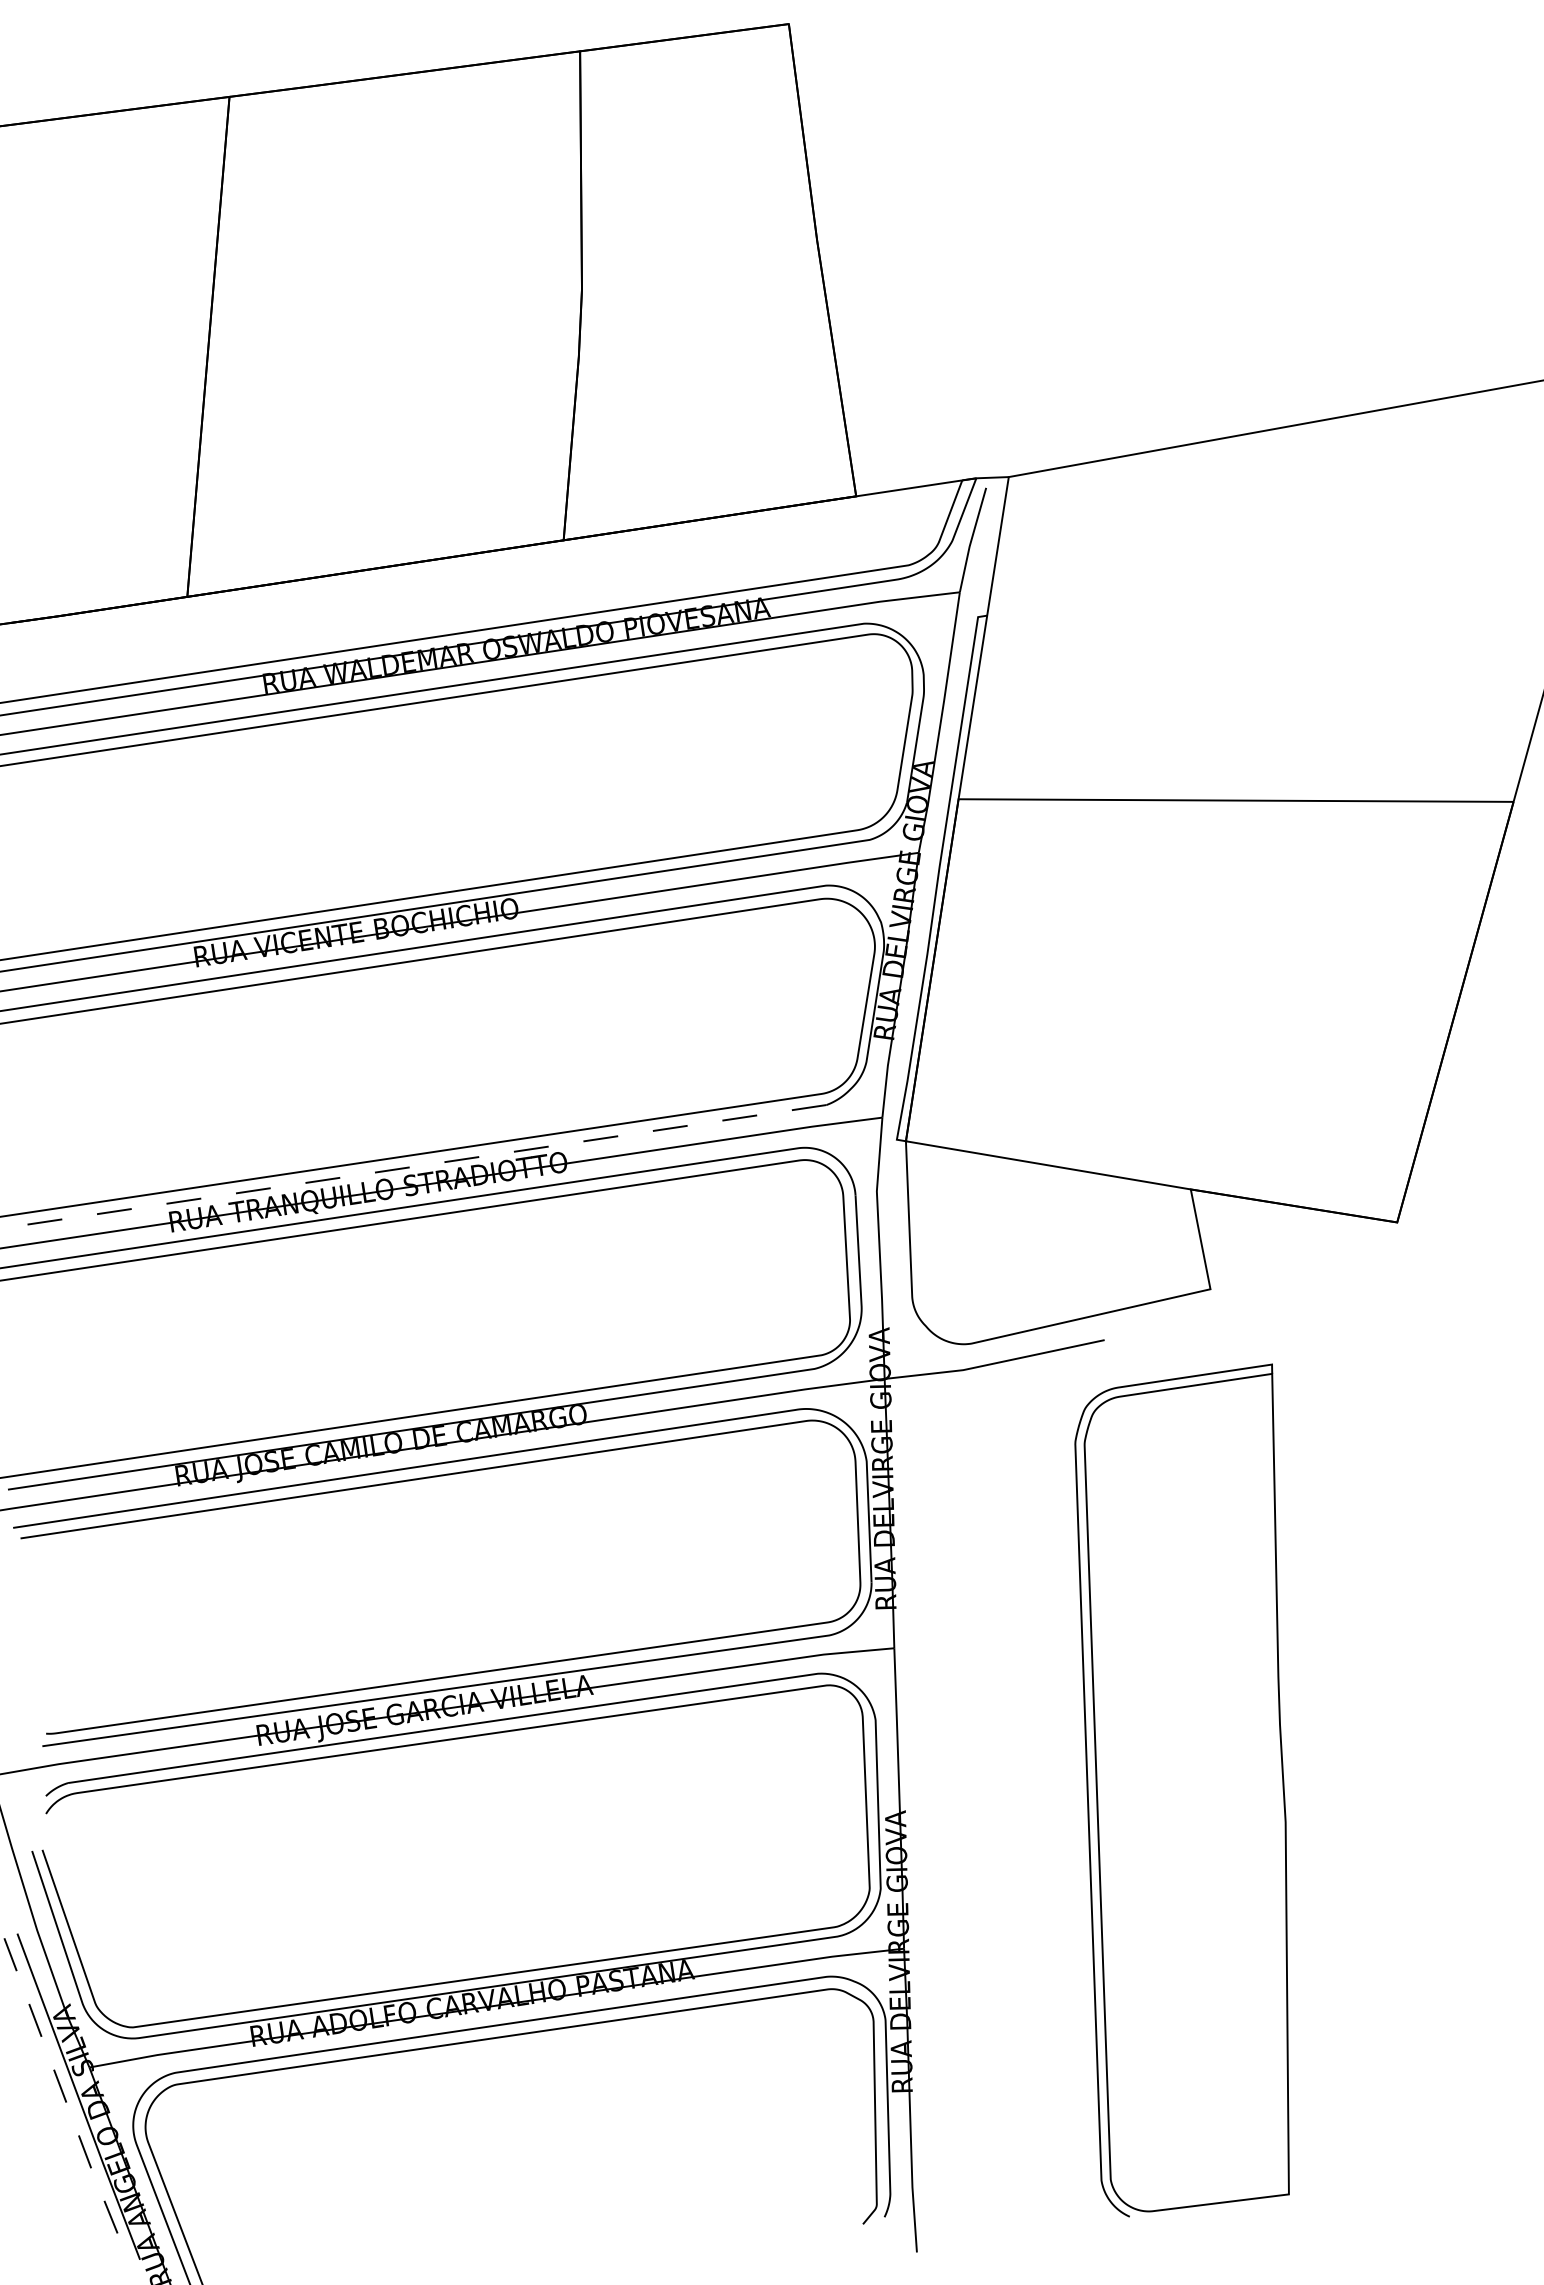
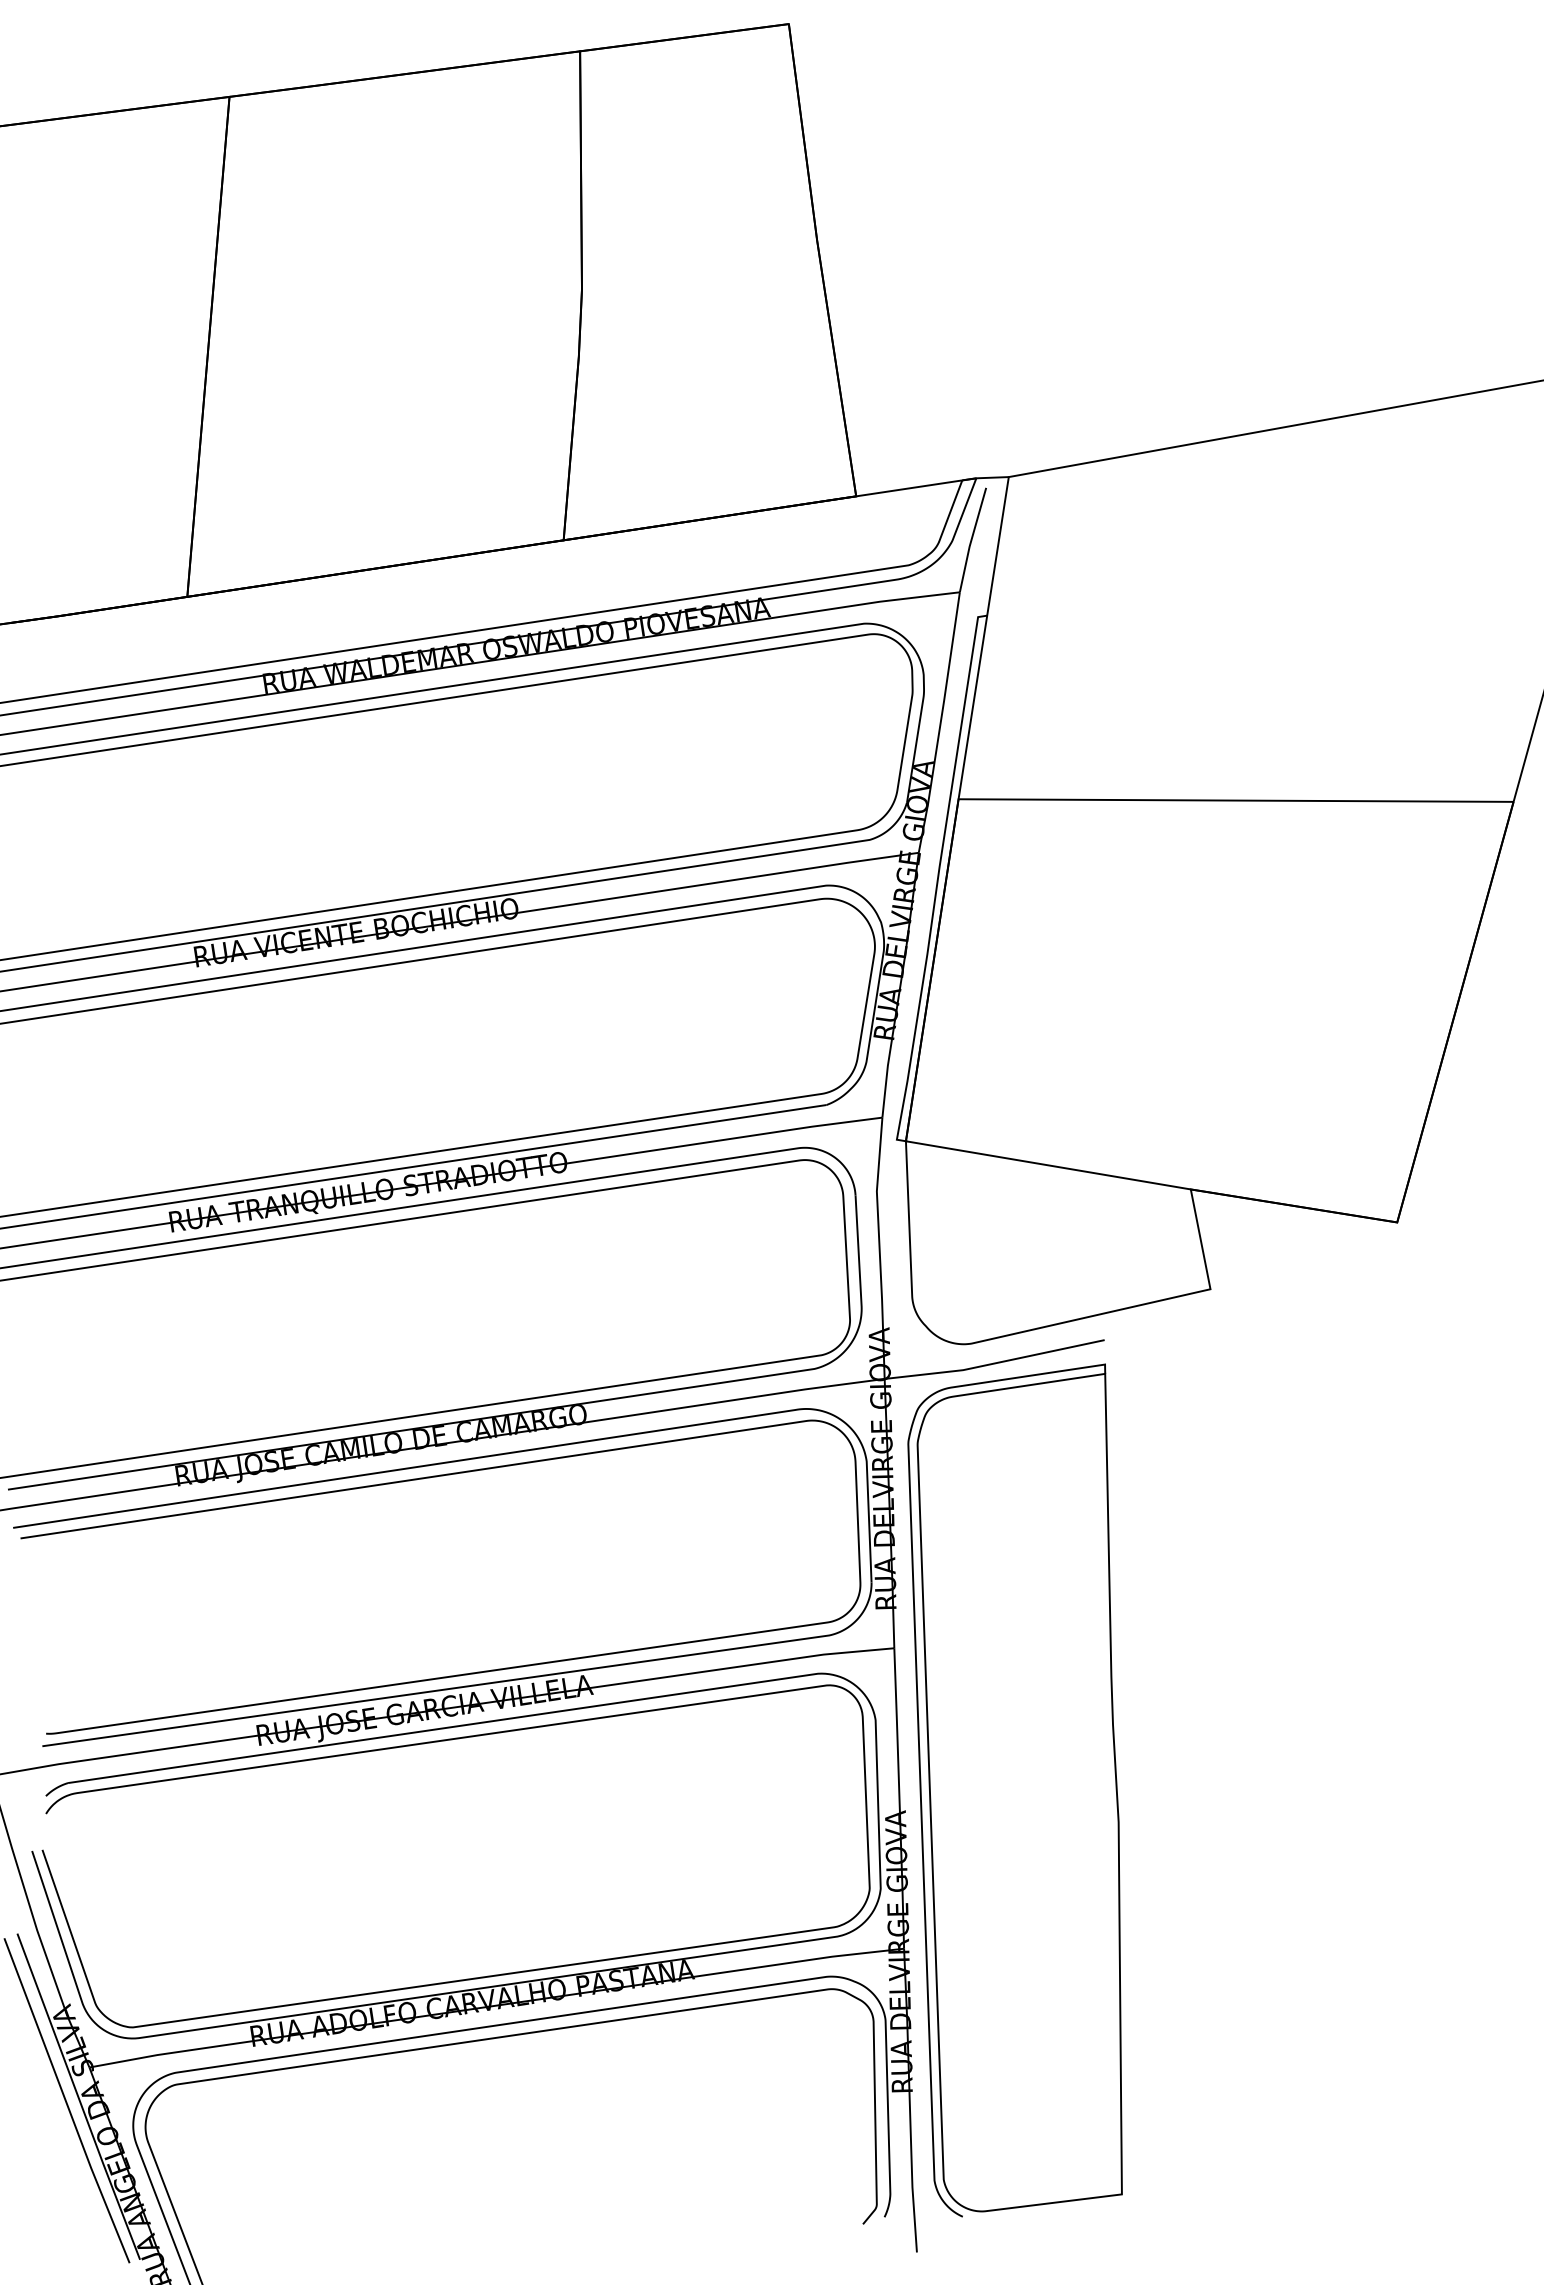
line: dashed -> solid (413, 1166)
part position: (1181, 1790) -> (1014, 1790) (1014, 1790)
line: dashed -> solid (66, 2101)
